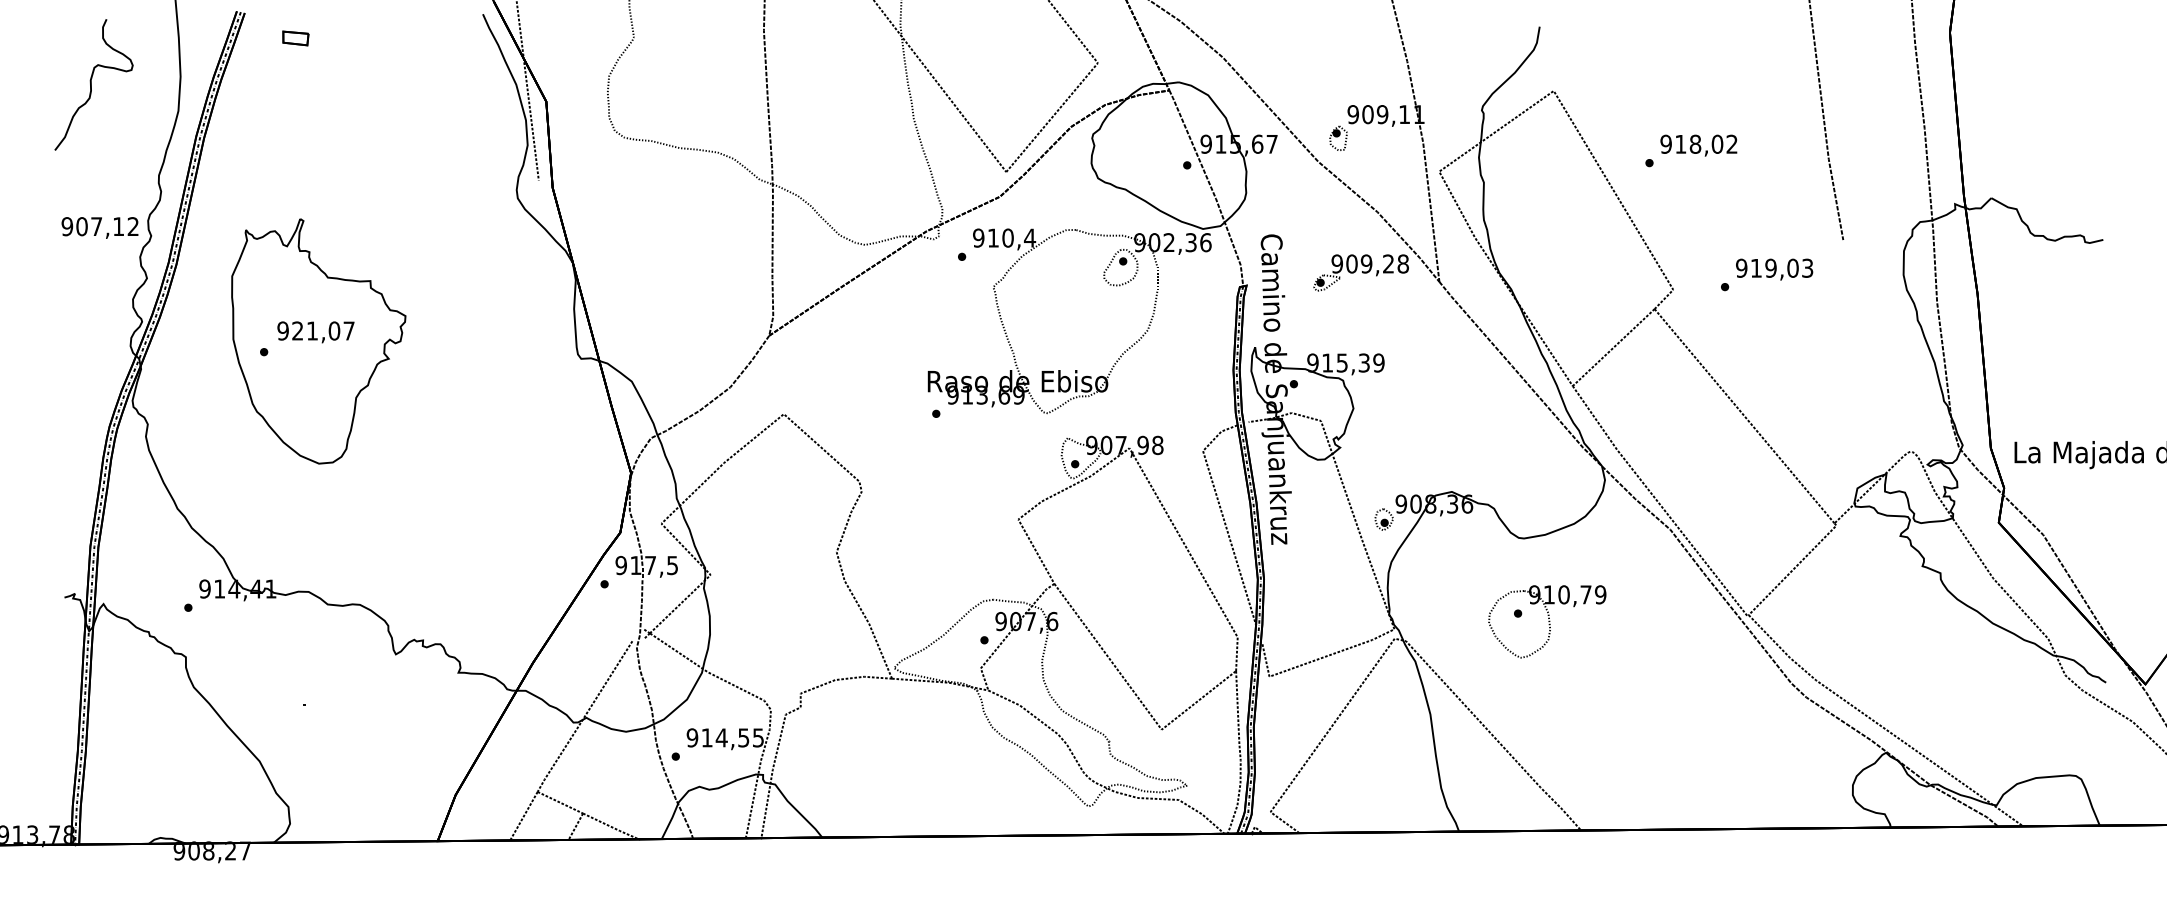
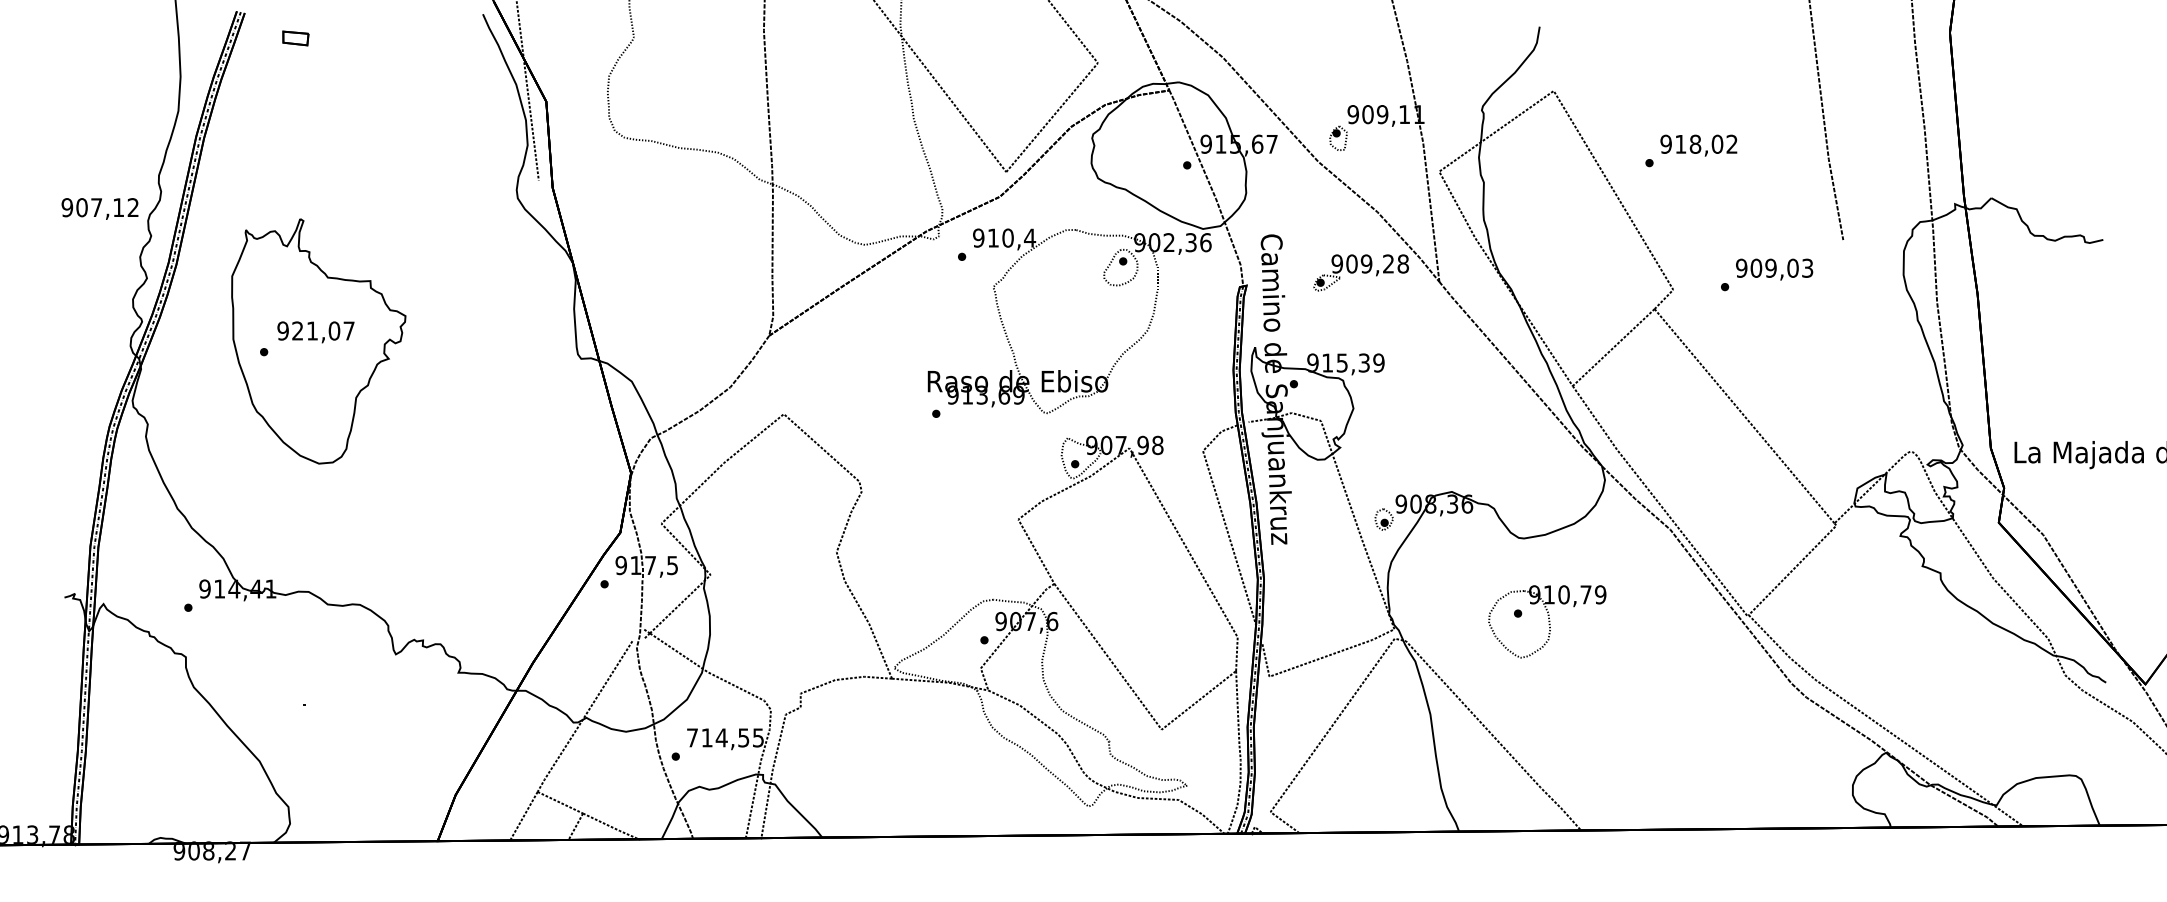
curve: present -> none (91, 84)
text position: (99, 227) -> (99, 208) (99, 208)
text: 919,03 -> 909,03 (1756, 267)
text: 914,55 -> 714,55 (692, 737)
